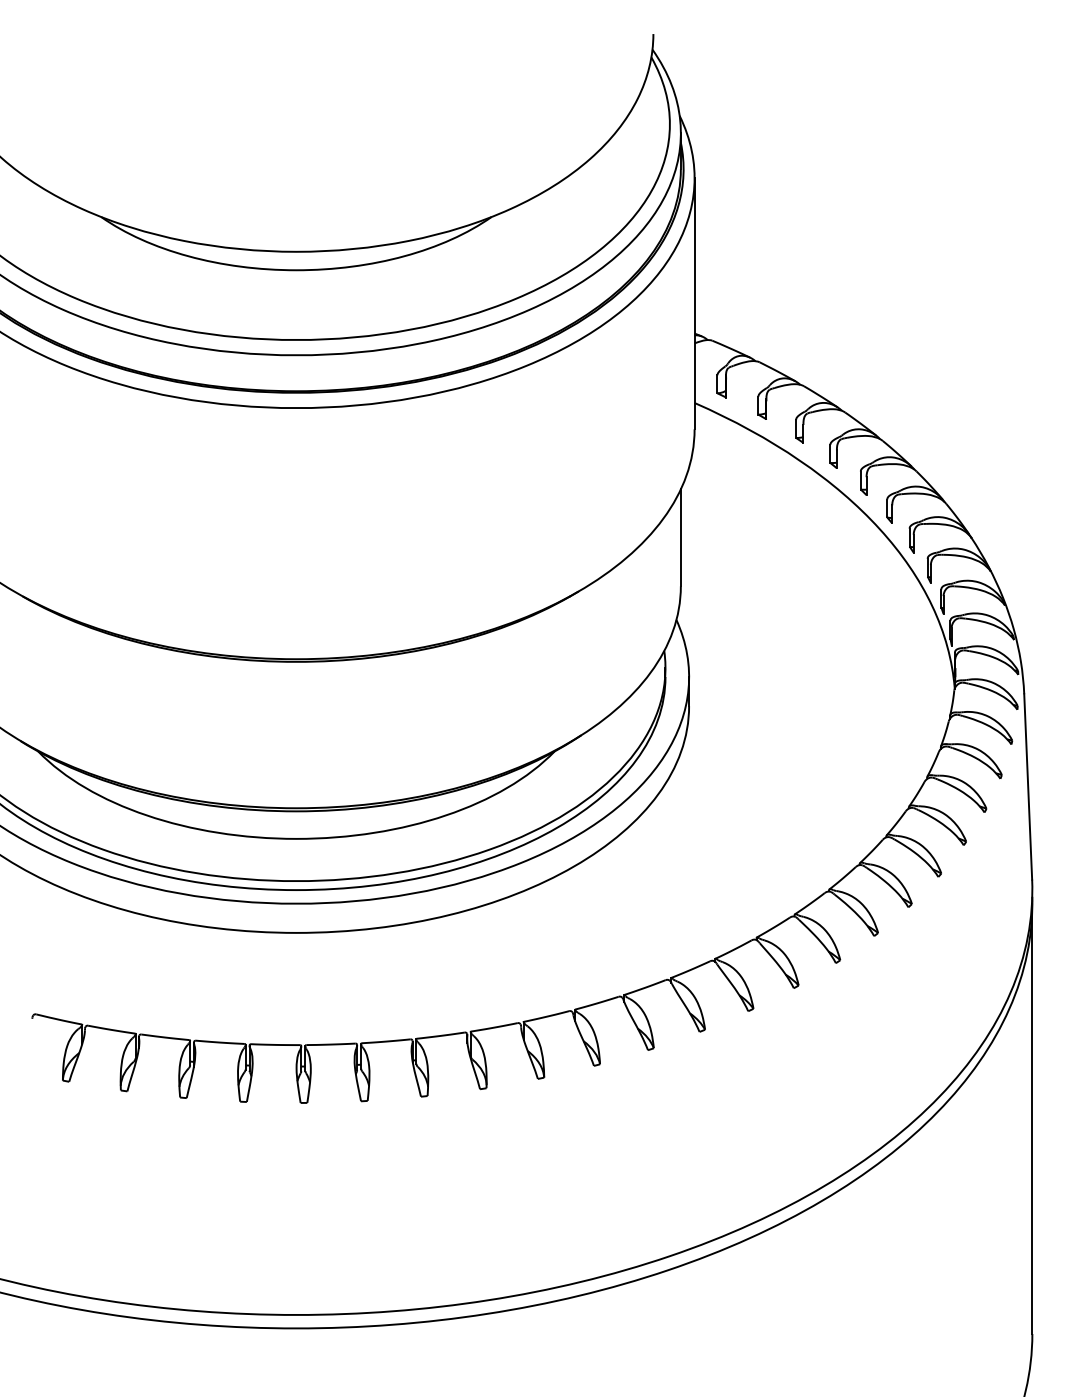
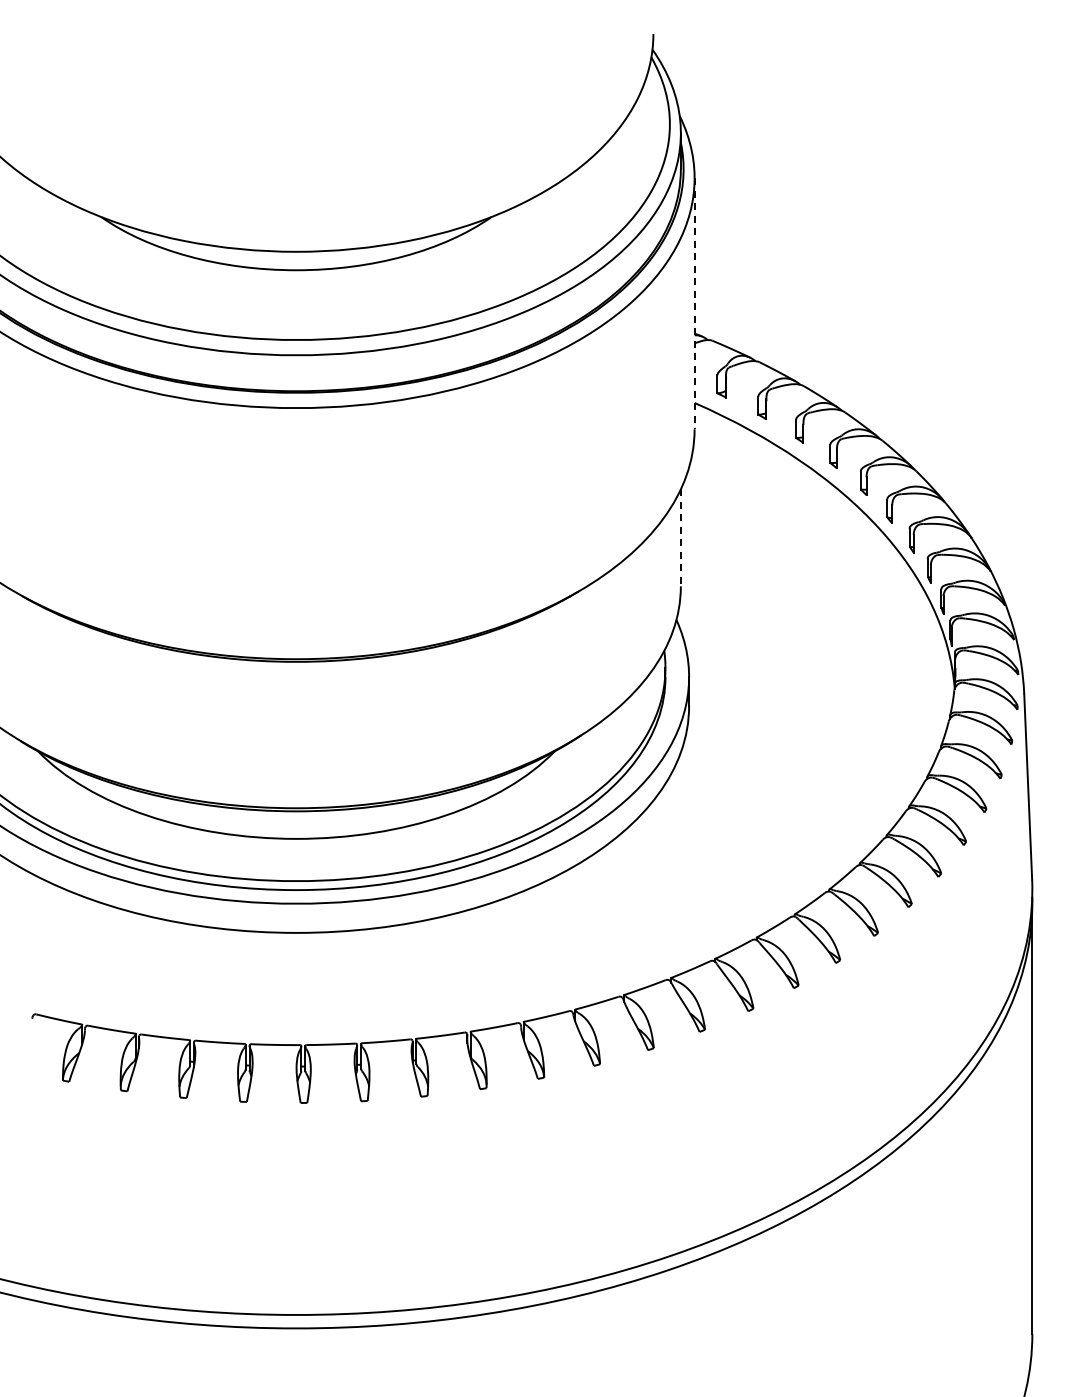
line: solid -> dashed (694, 303)
line: solid -> dashed (680, 537)
